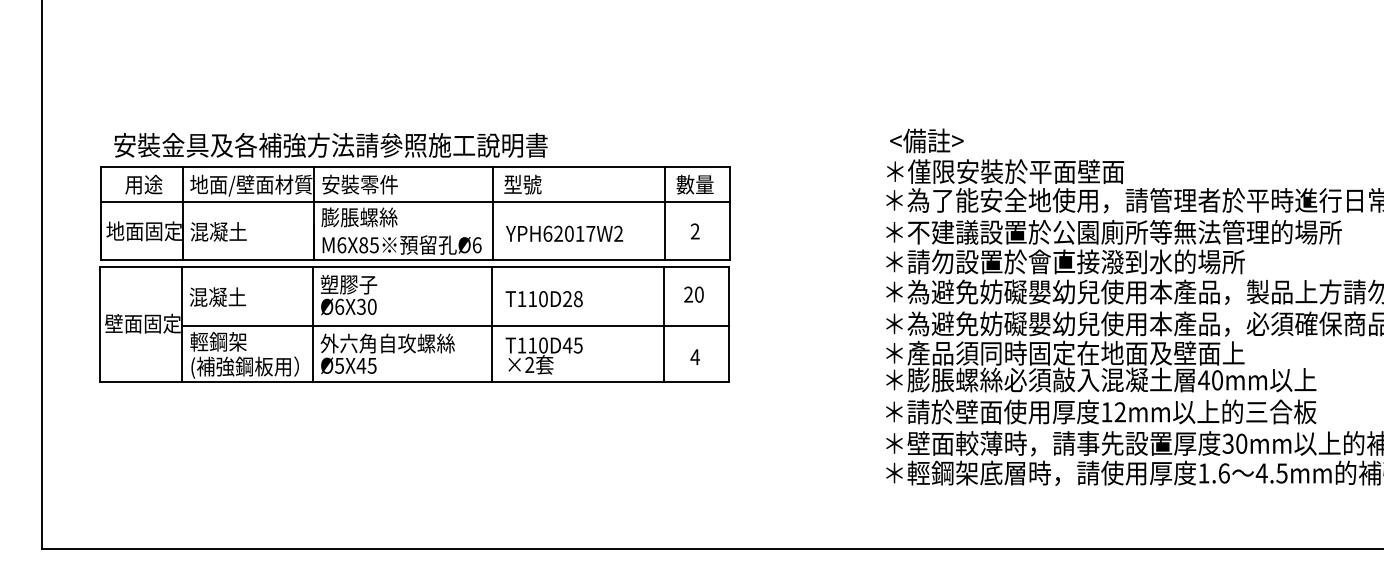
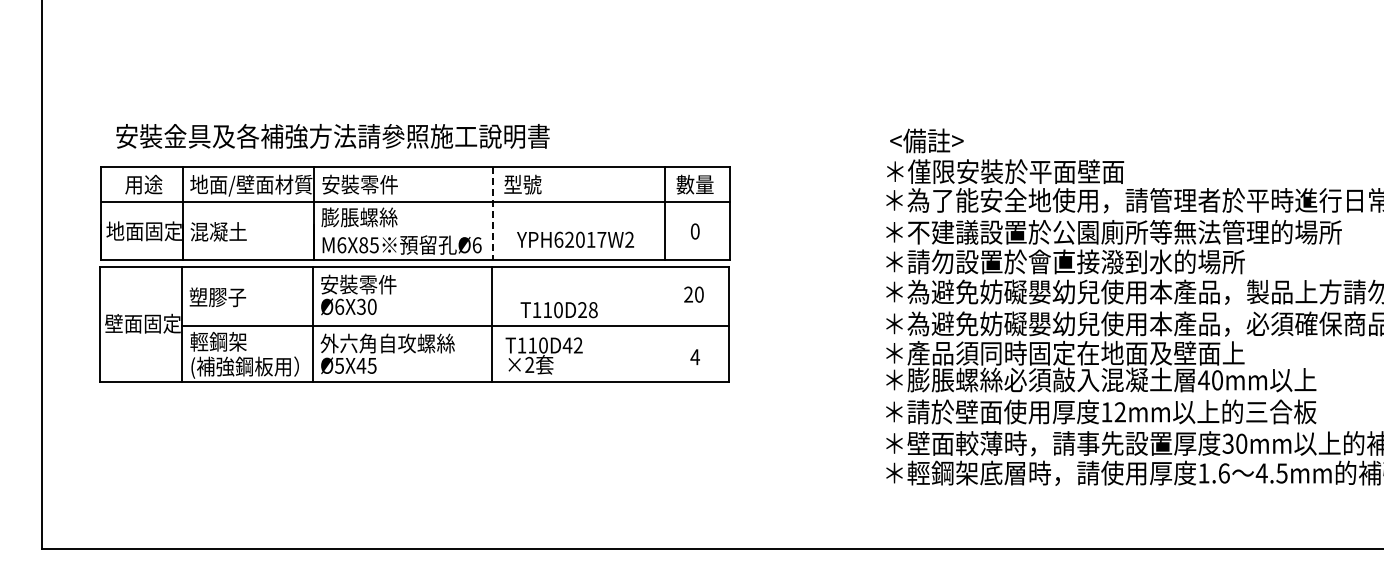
text position: (330, 145) -> (332, 136) (332, 136)
line: solid -> dashed (492, 213)
text: 2 -> 0 (694, 231)
text position: (564, 233) -> (575, 239) (575, 239)
text: 塑膠子 -> 安裝零件 (358, 284)
text: 混凝土 -> 塑膠子 (217, 297)
text position: (543, 299) -> (558, 310) (558, 310)
line: present -> none (664, 324)
text: T110D45 -> T110D42 (577, 345)
